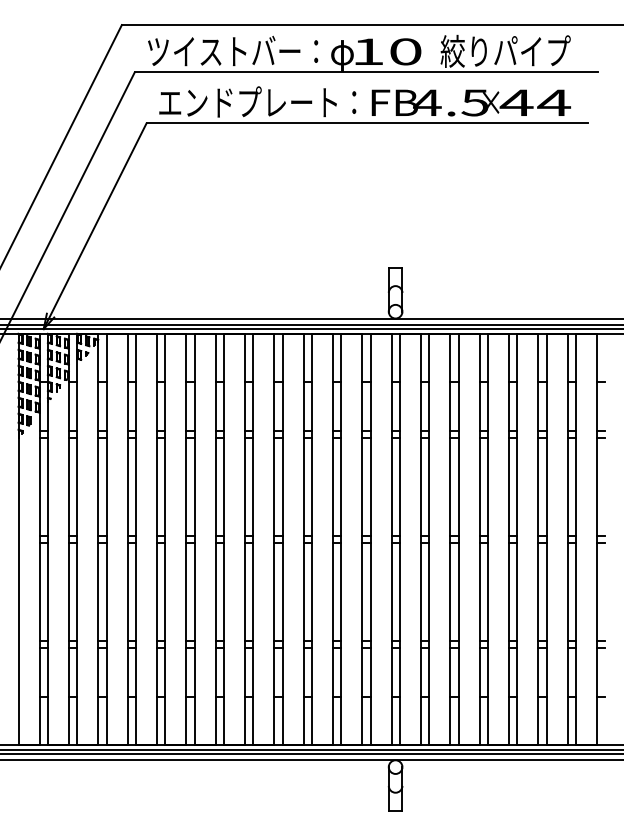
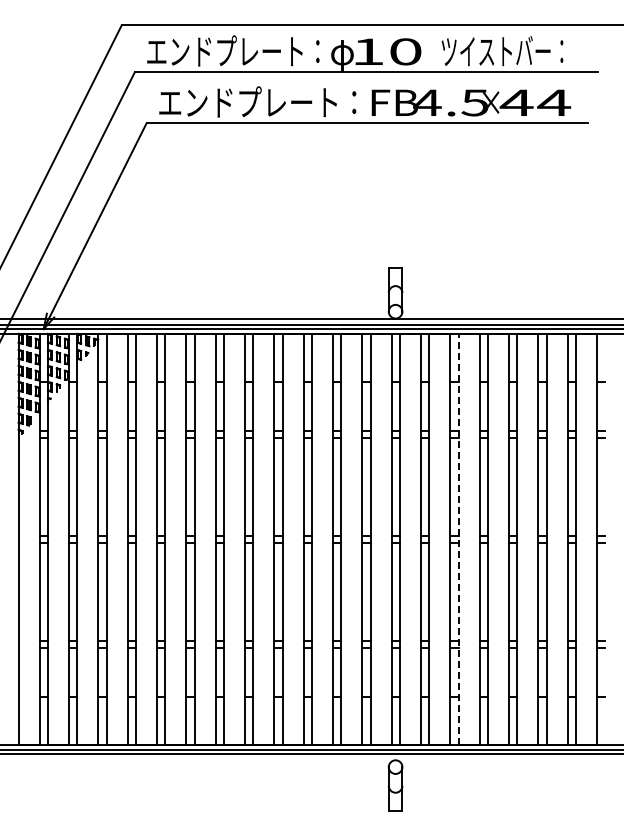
text: ツイストバー： -> エンドプレート： (233, 50)
text: 絞りパイプ -> ツイストバー： (505, 50)
line: solid -> dashed (458, 539)
line: present -> none (311, 760)
